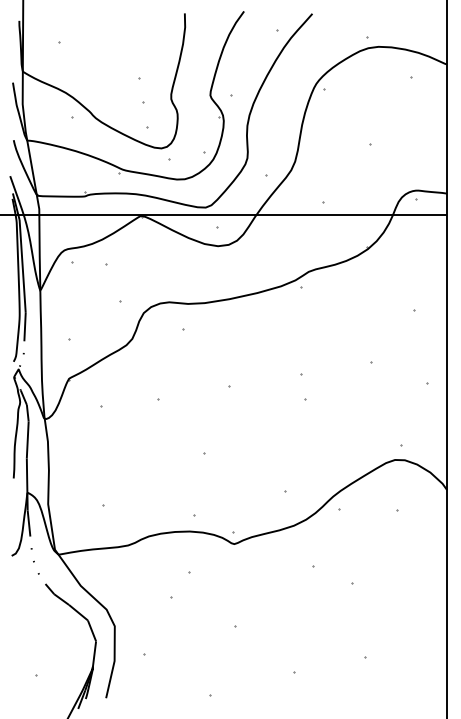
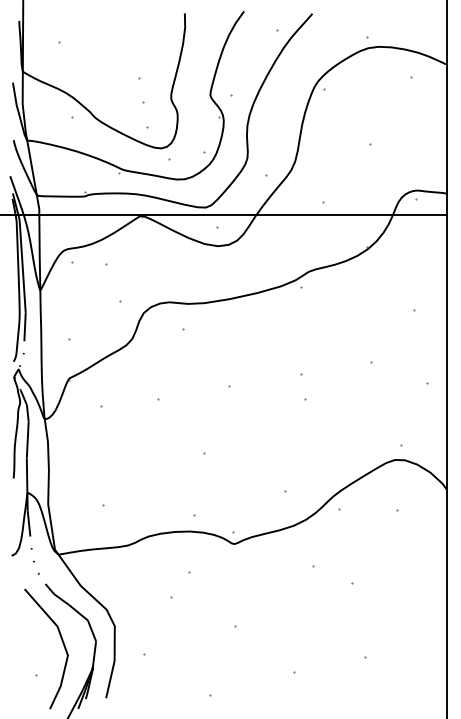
line: none -> present (62, 643)
